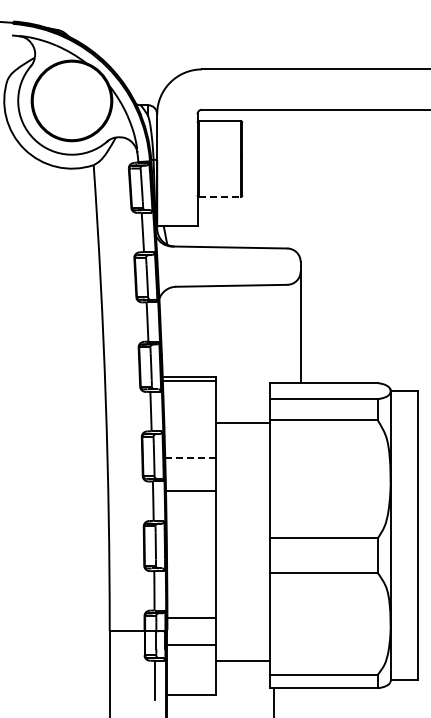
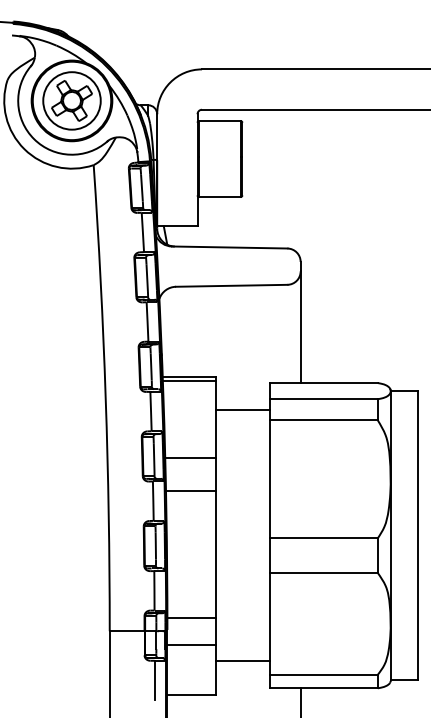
part: none -> present (71, 100)
line: dashed -> solid (219, 197)
line position: (243, 423) -> (243, 410) (243, 410)
line: dashed -> solid (190, 458)
line position: (273, 701) -> (300, 701) (300, 701)
